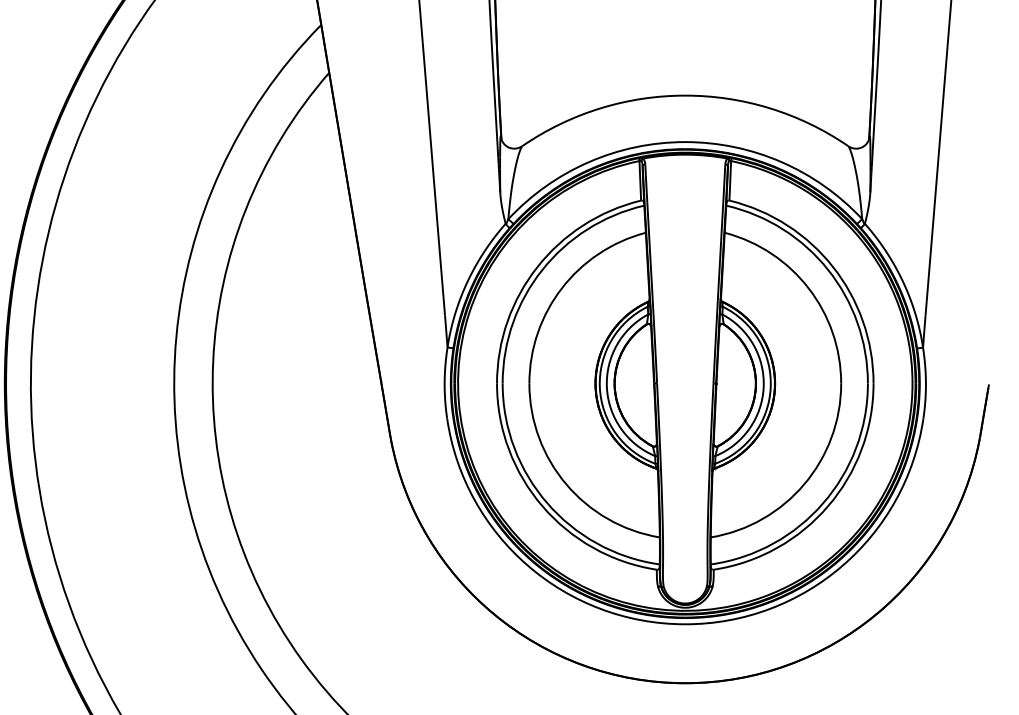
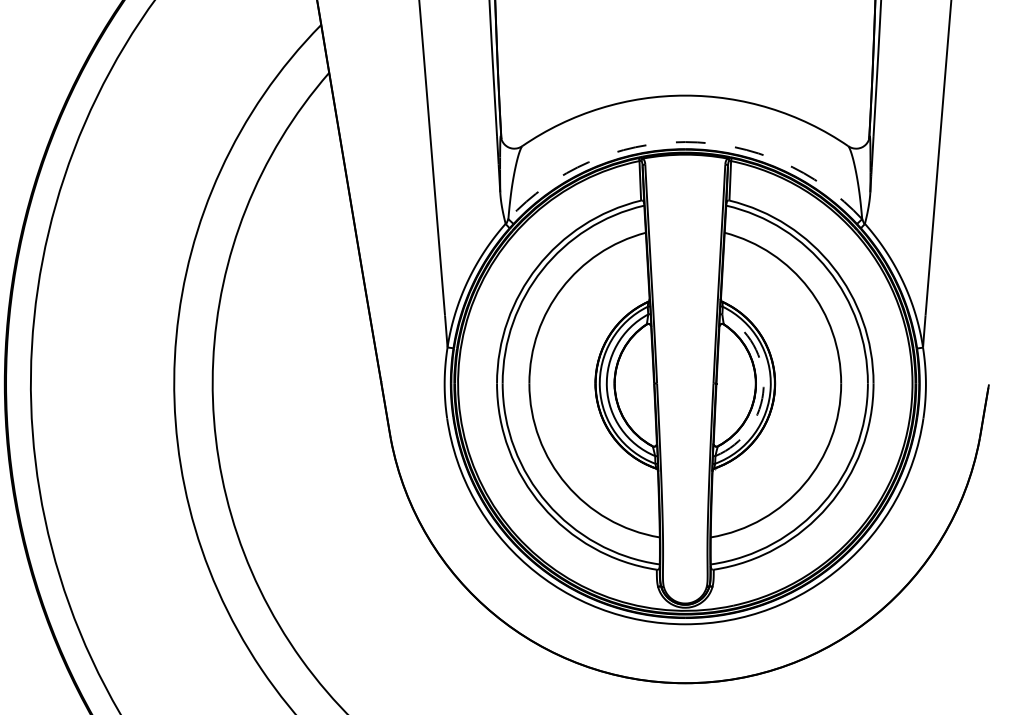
arc: solid -> dashed (685, 142)
arc: solid -> dashed (763, 387)
